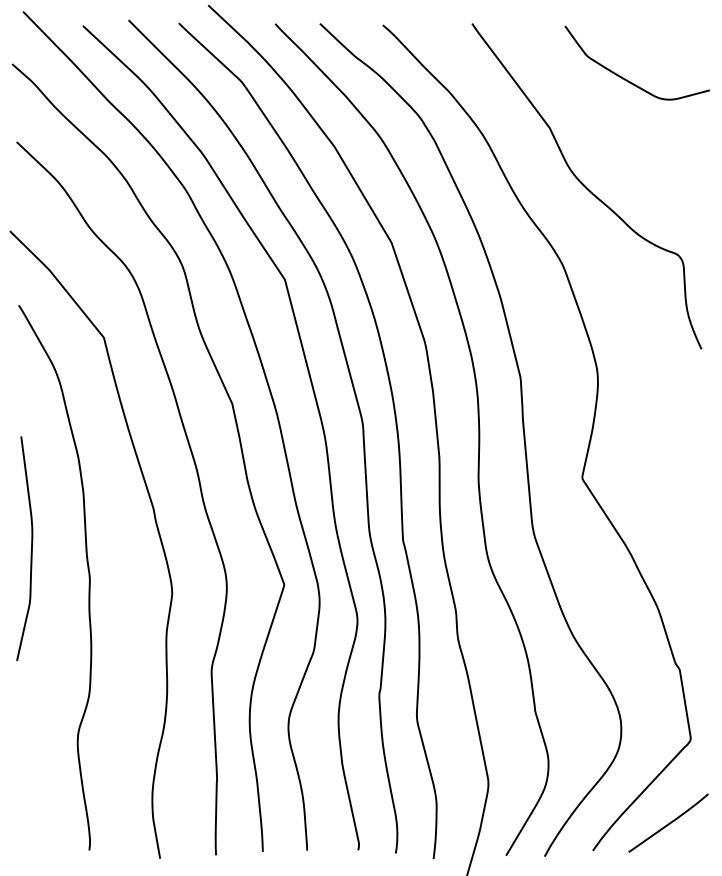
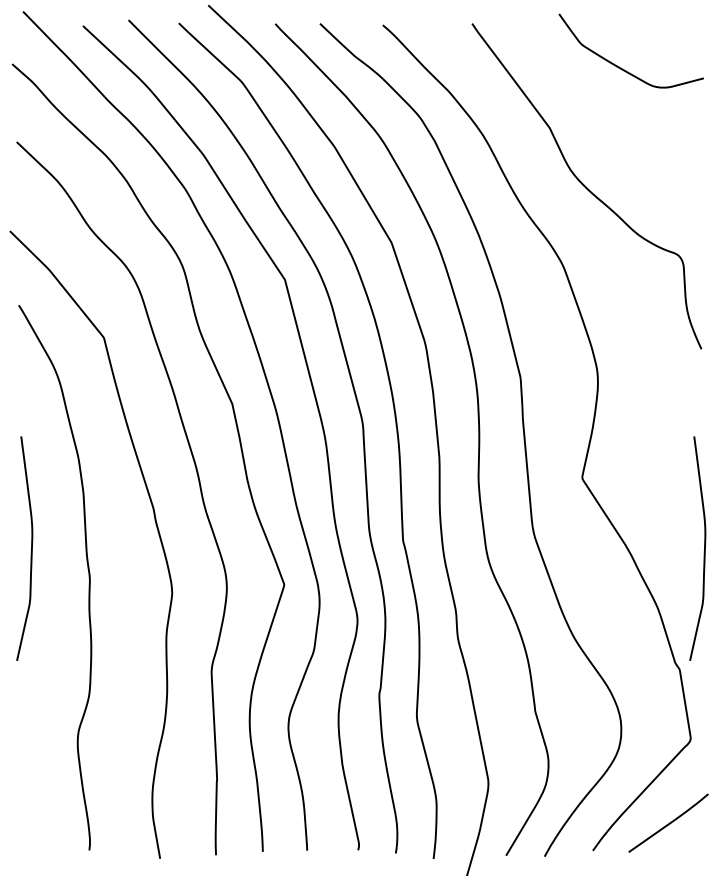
curve position: (627, 79) -> (621, 67) (621, 67)
curve: none -> present (704, 548)
